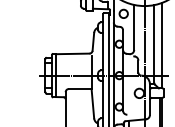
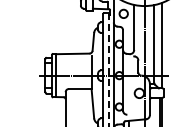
line: solid -> dashed (109, 70)
